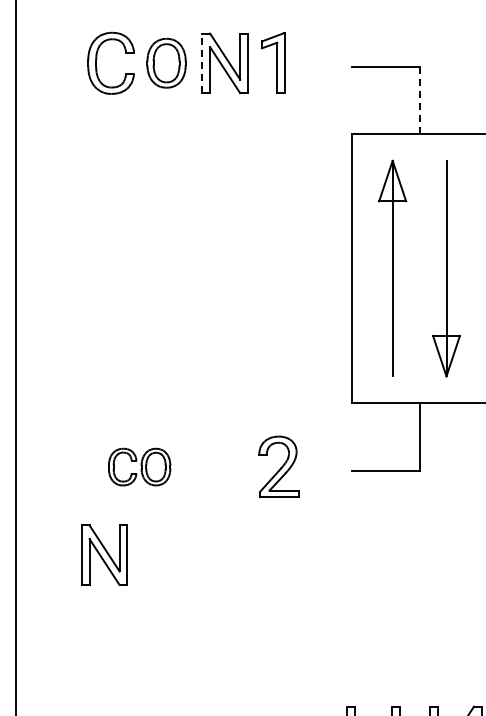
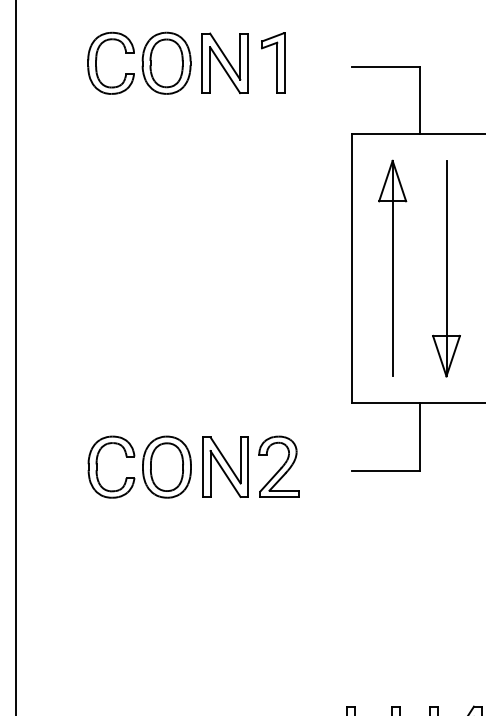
part size: 41x52 px -> 51x64 px (166, 62)
line: dashed -> solid (202, 63)
line: dashed -> solid (419, 100)
part size: 64x40 px -> 105x64 px (139, 466)
part position: (104, 554) -> (225, 466) (225, 466)
